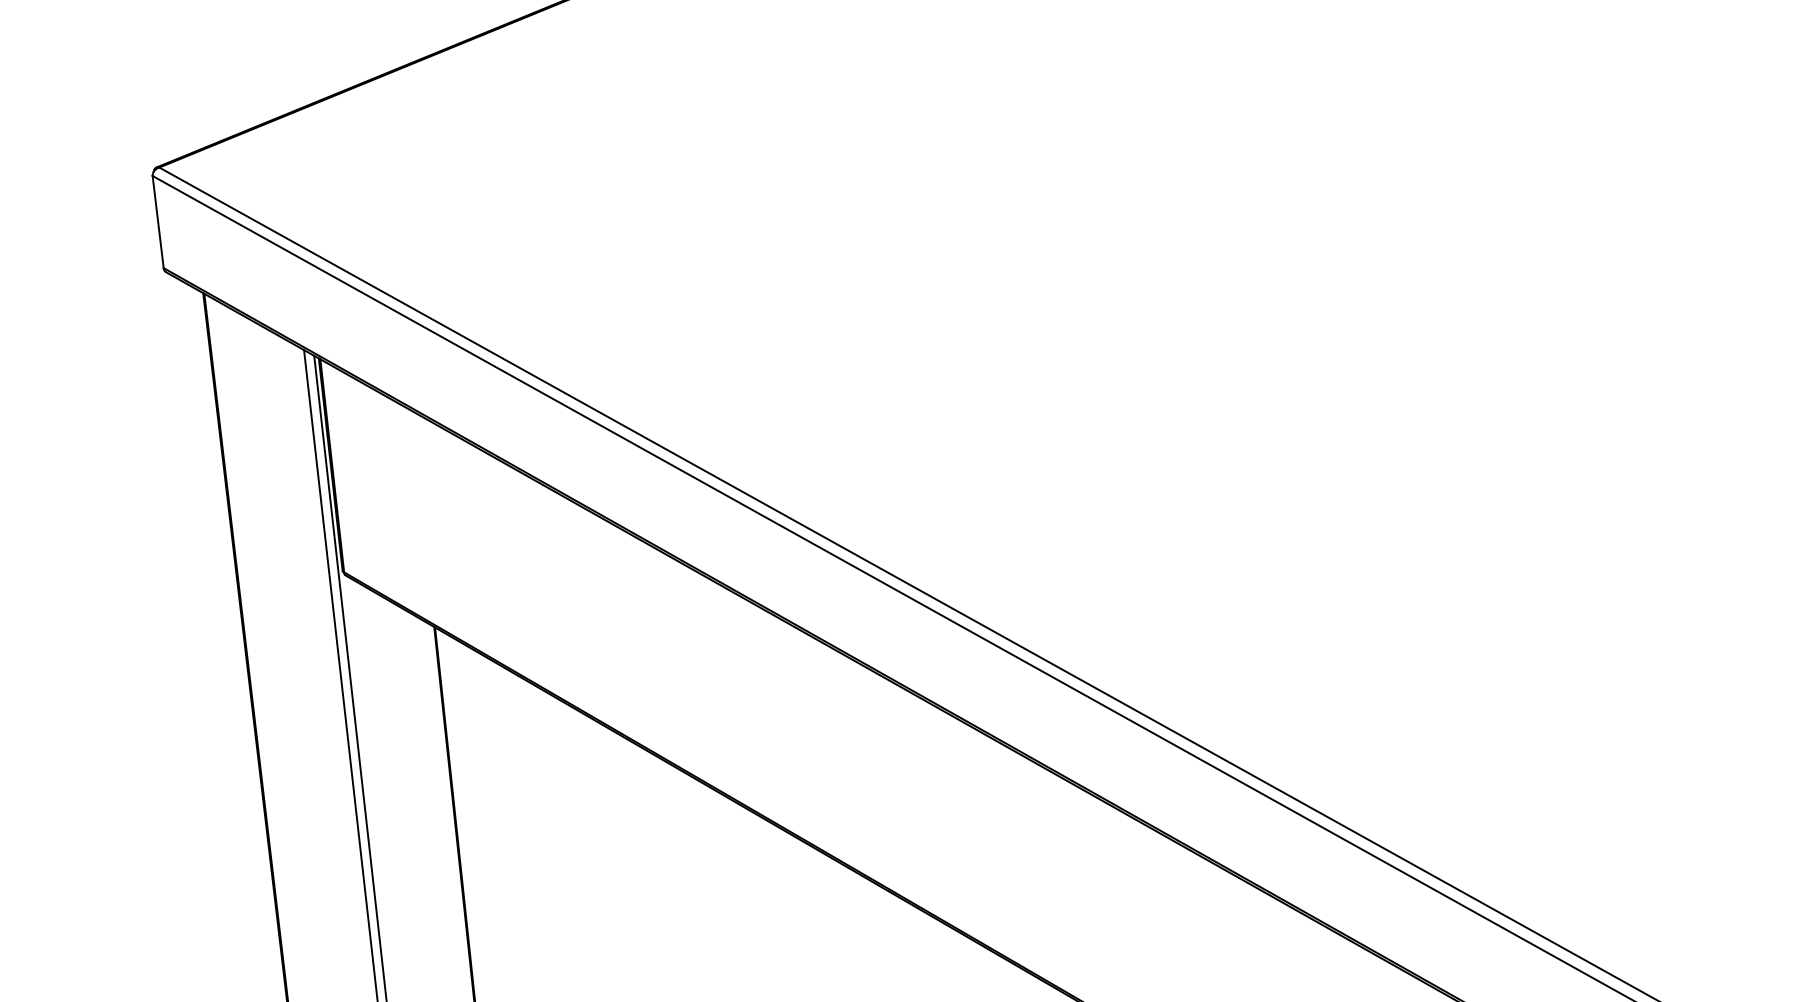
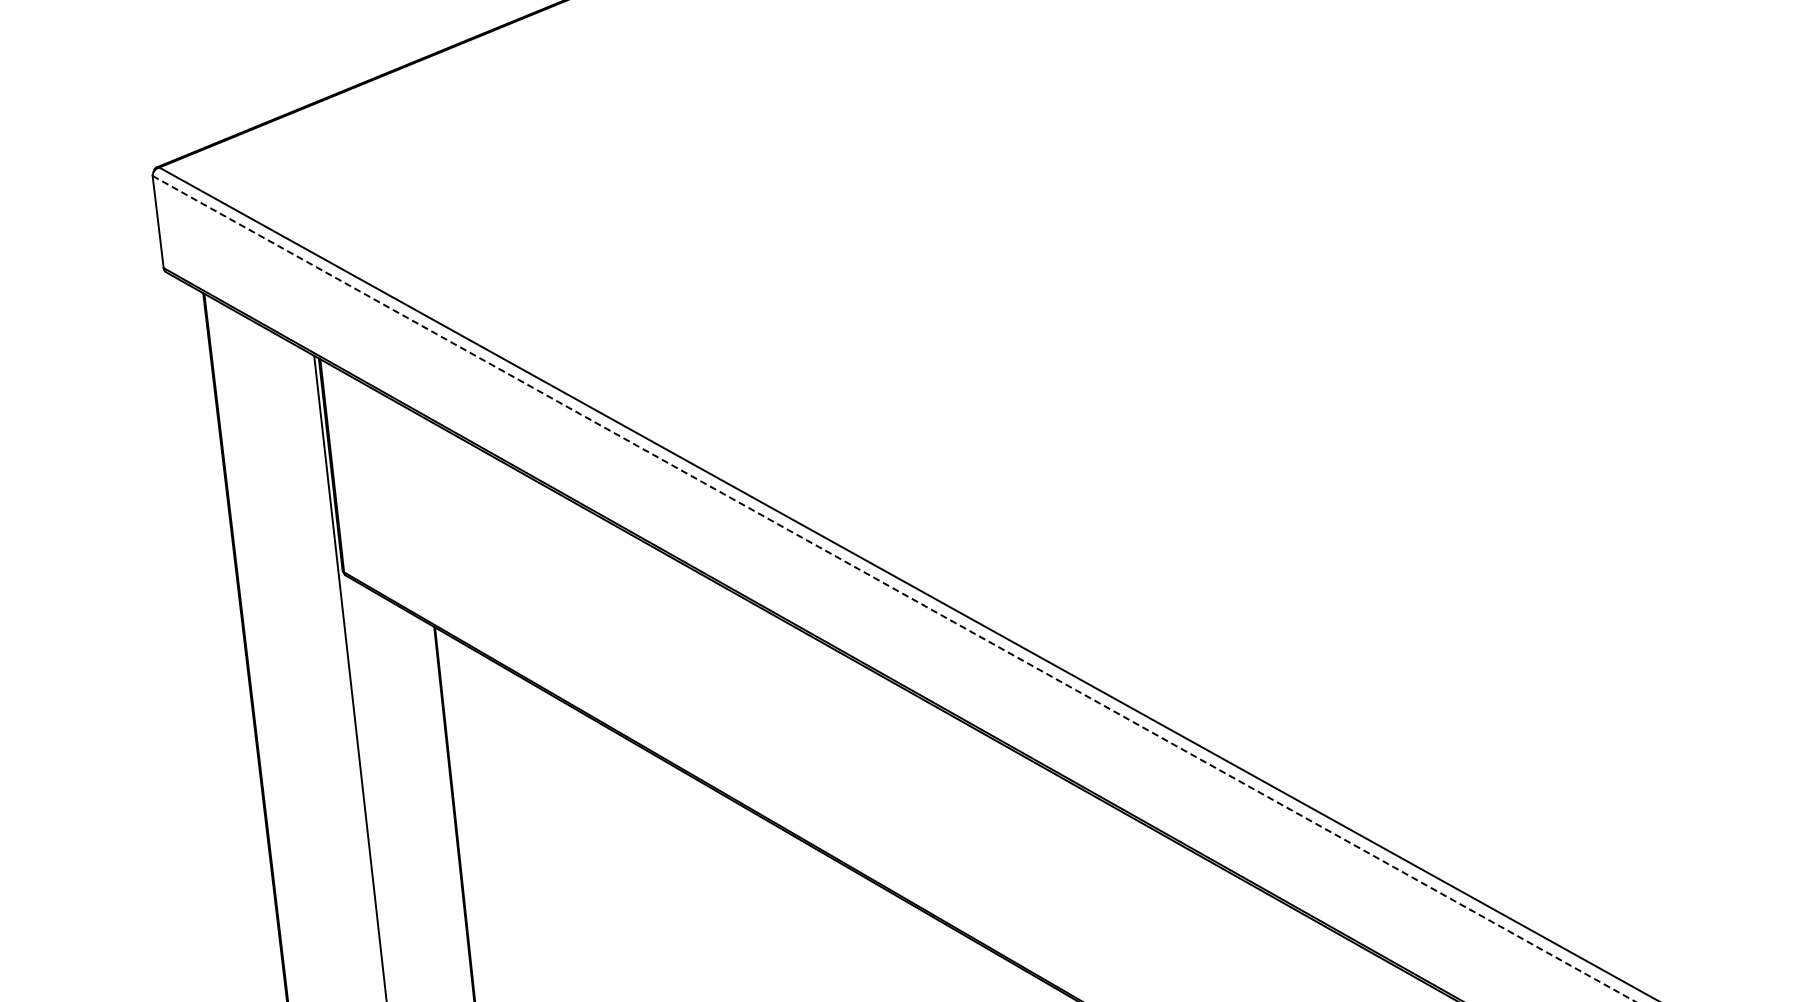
line: solid -> dashed (894, 588)
line: present -> none (340, 674)
